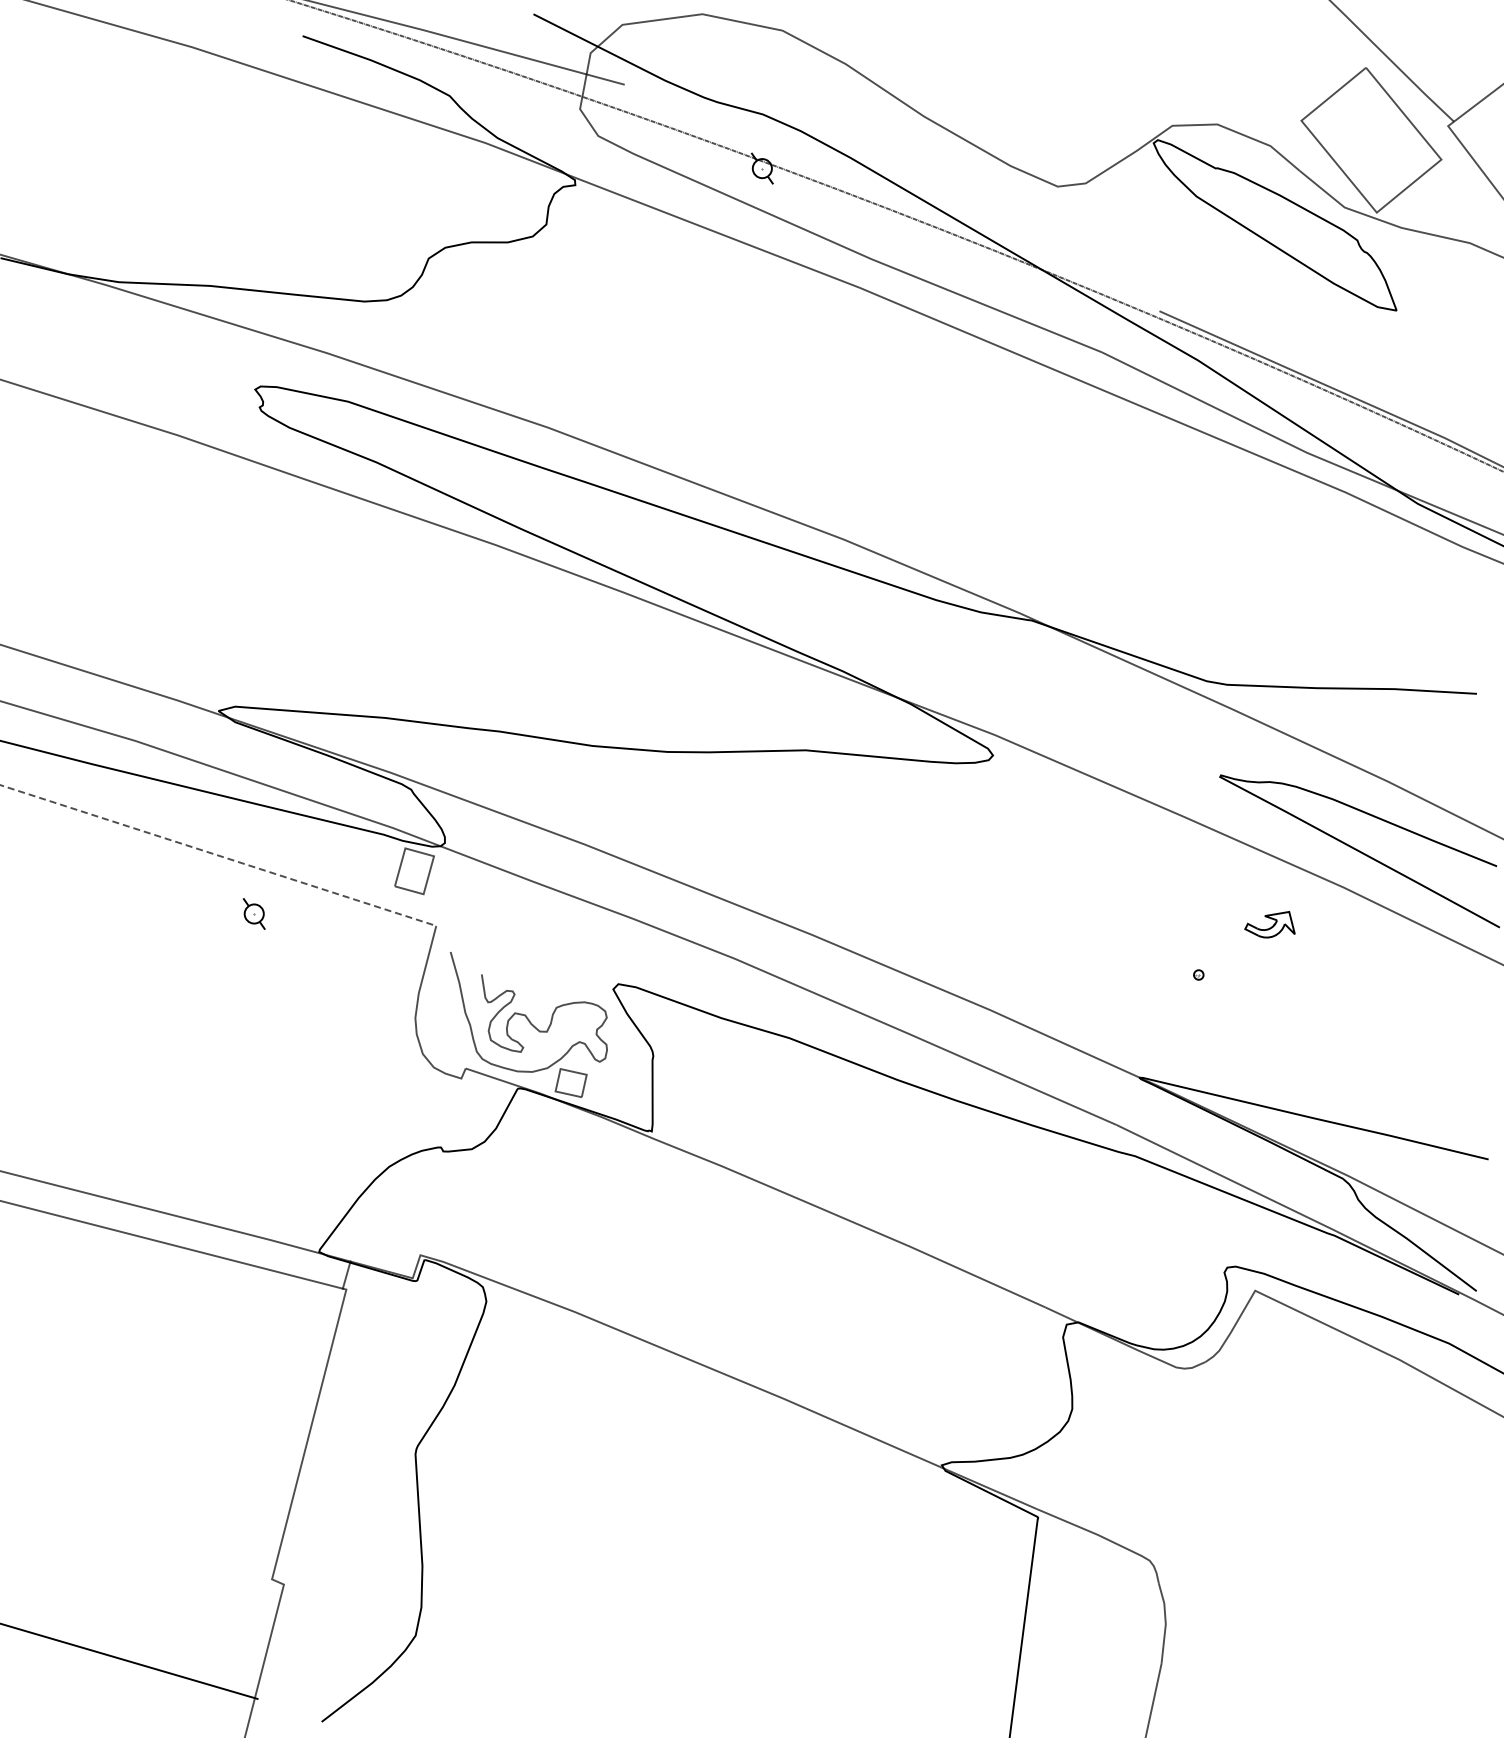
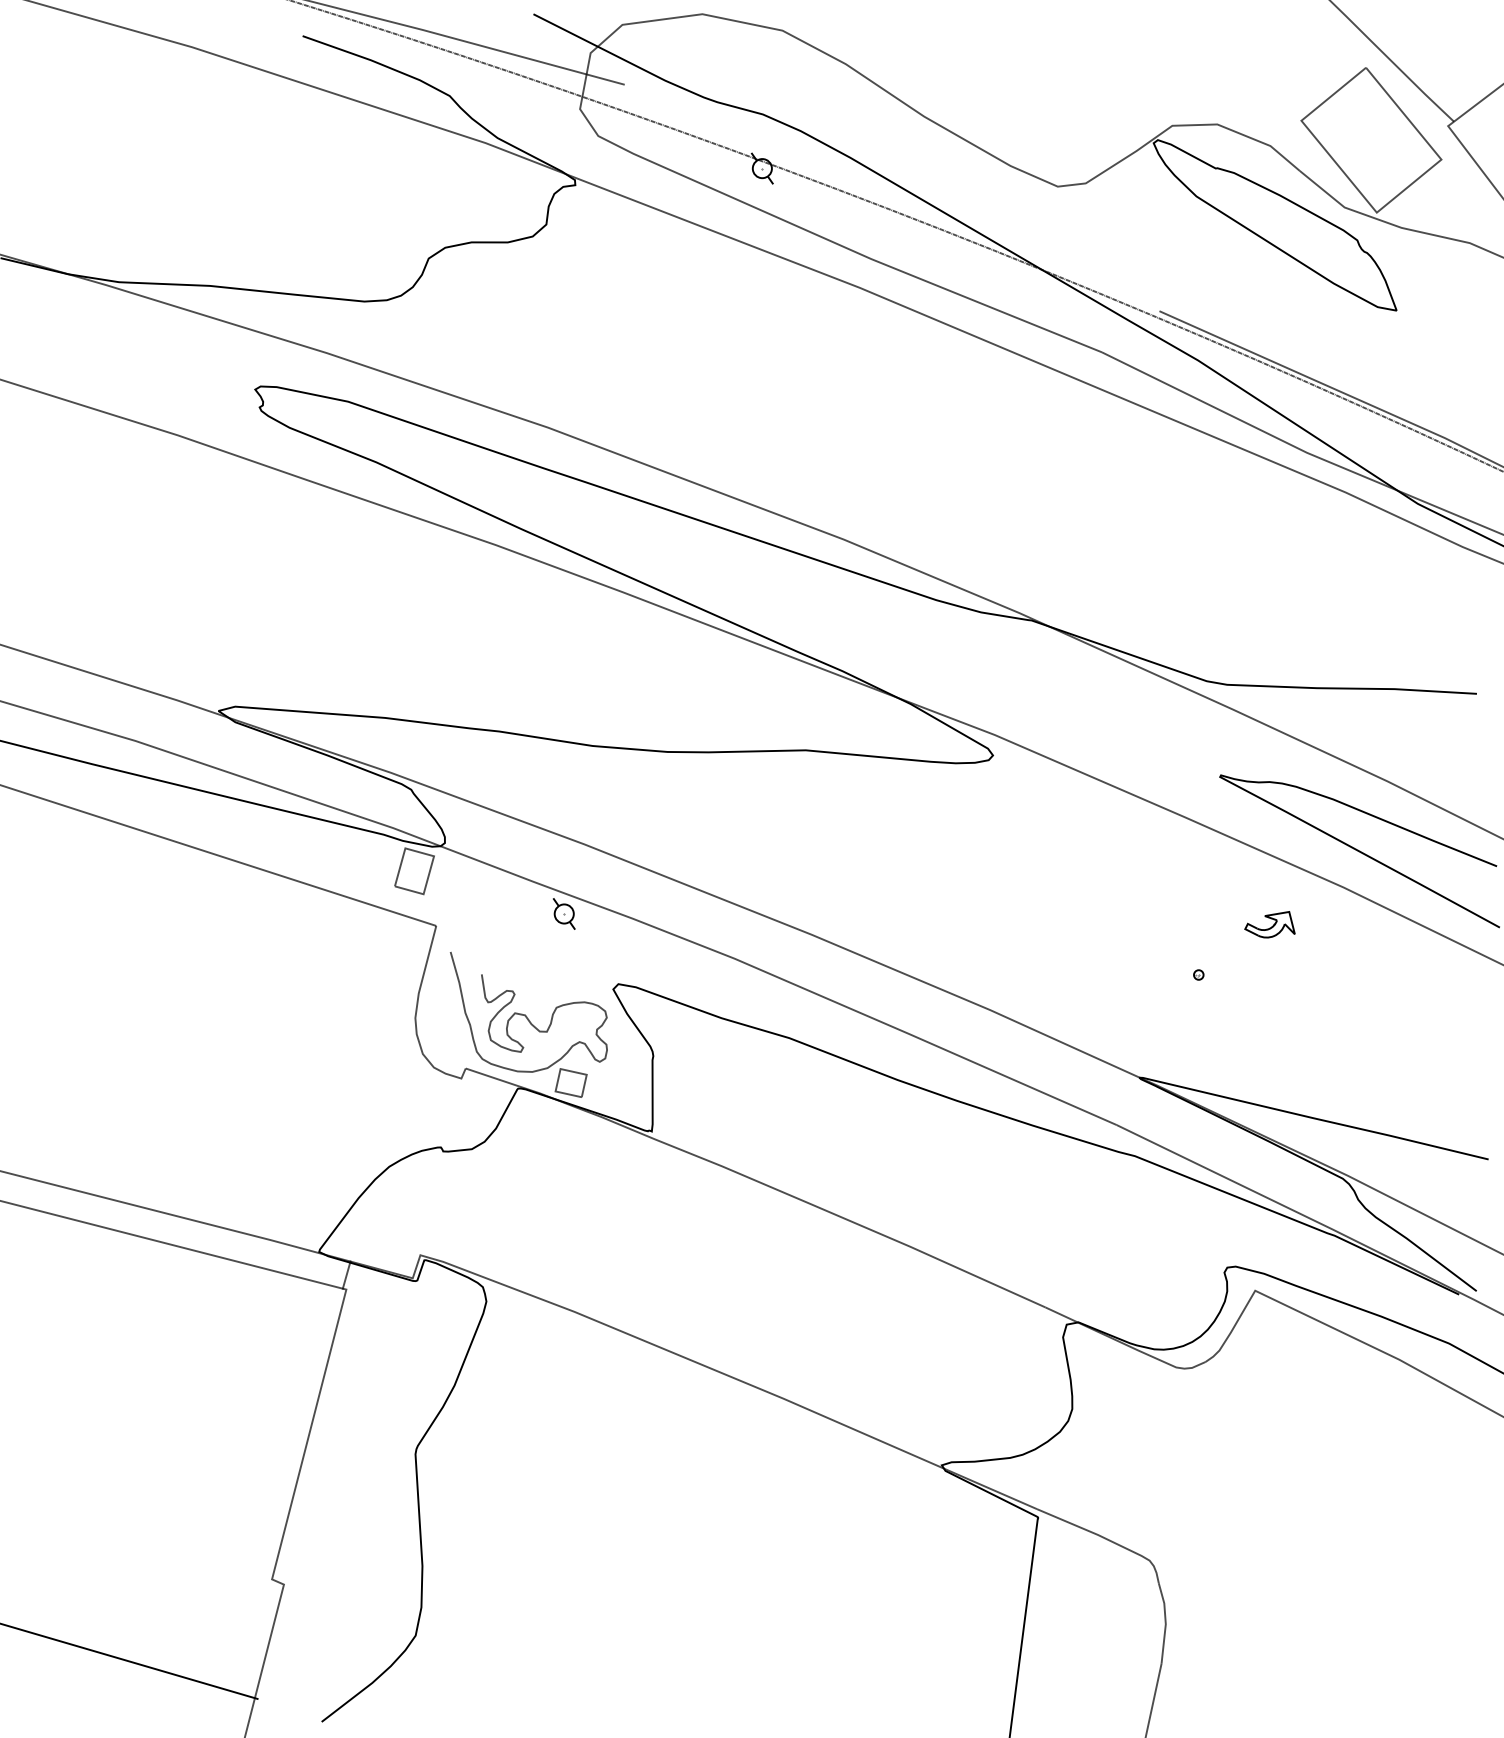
line: dashed -> solid (218, 855)
part position: (253, 913) -> (563, 913) (563, 913)
